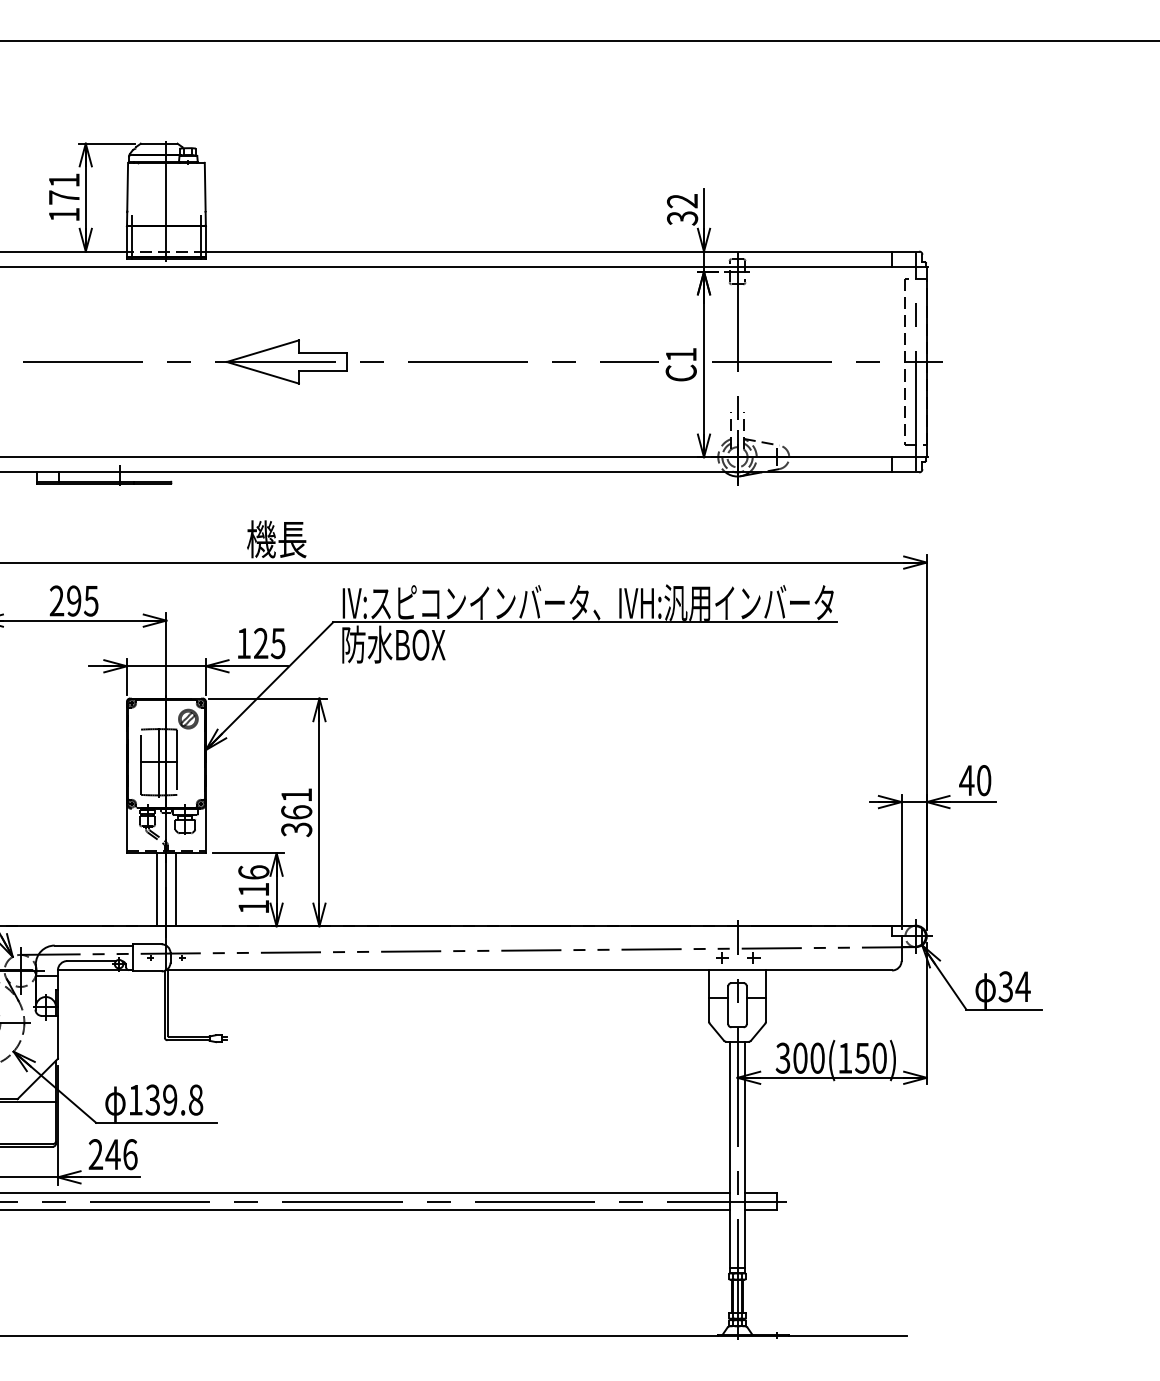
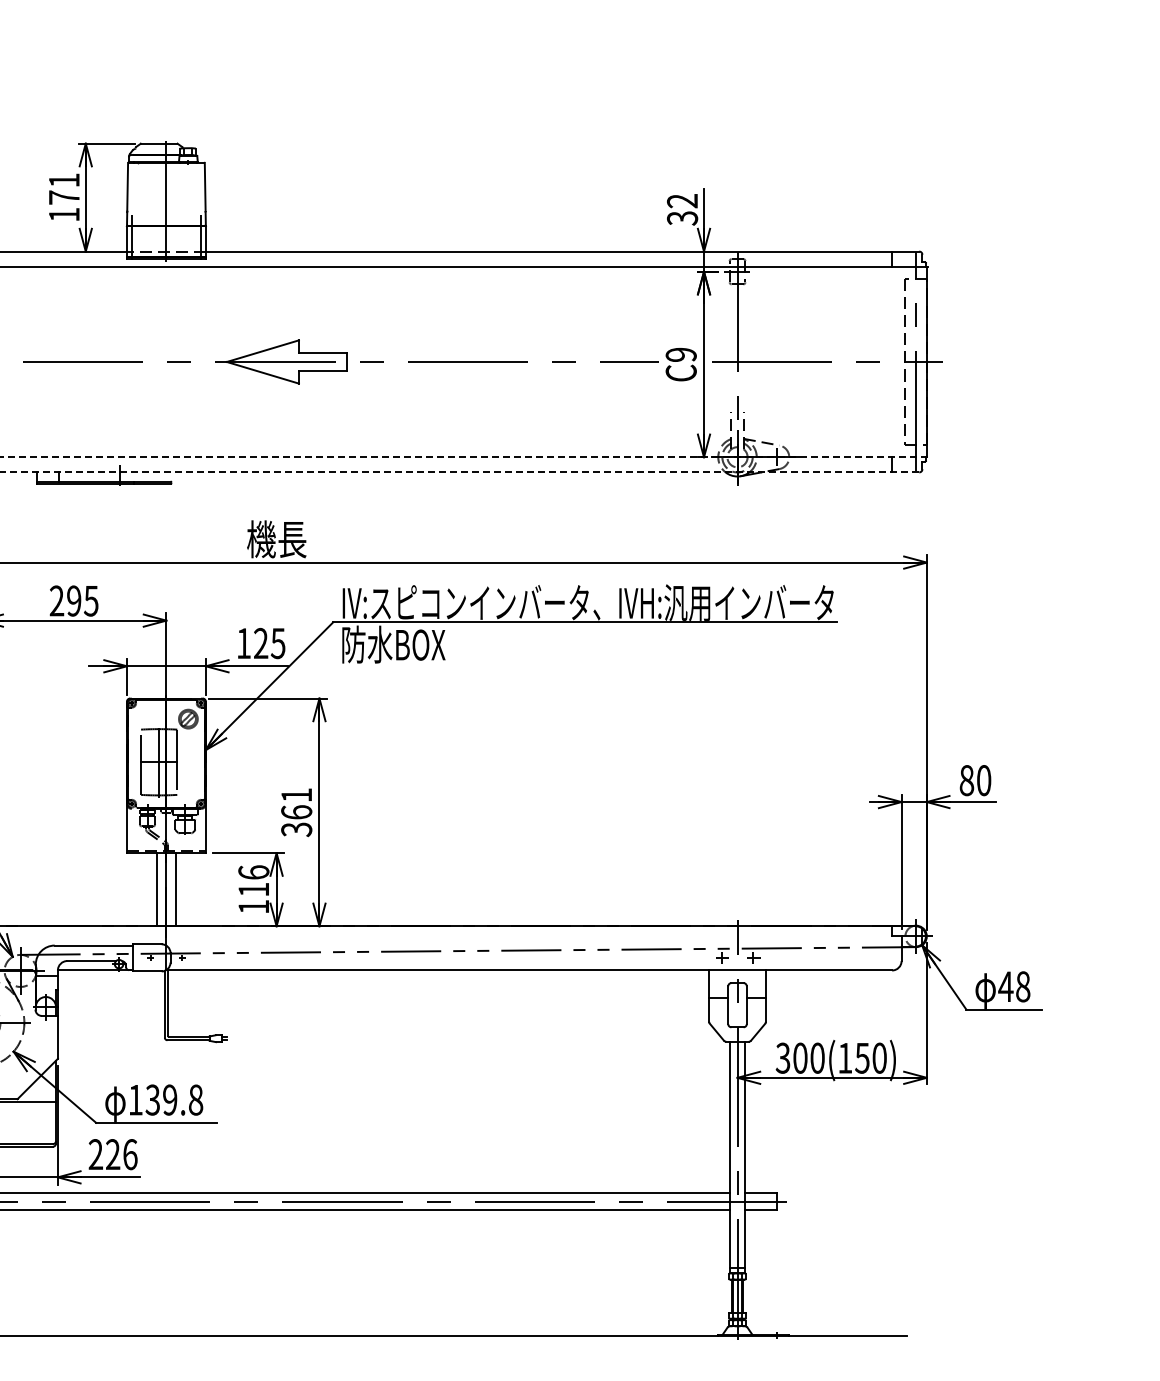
line: present -> none (579, 41)
text: C1 -> C9 (680, 354)
line: solid -> dashed (464, 456)
line: solid -> dashed (459, 472)
text: 40 -> 80 (966, 780)
text: 34 -> 48 (1014, 986)
text: 246 -> 226 (112, 1154)
